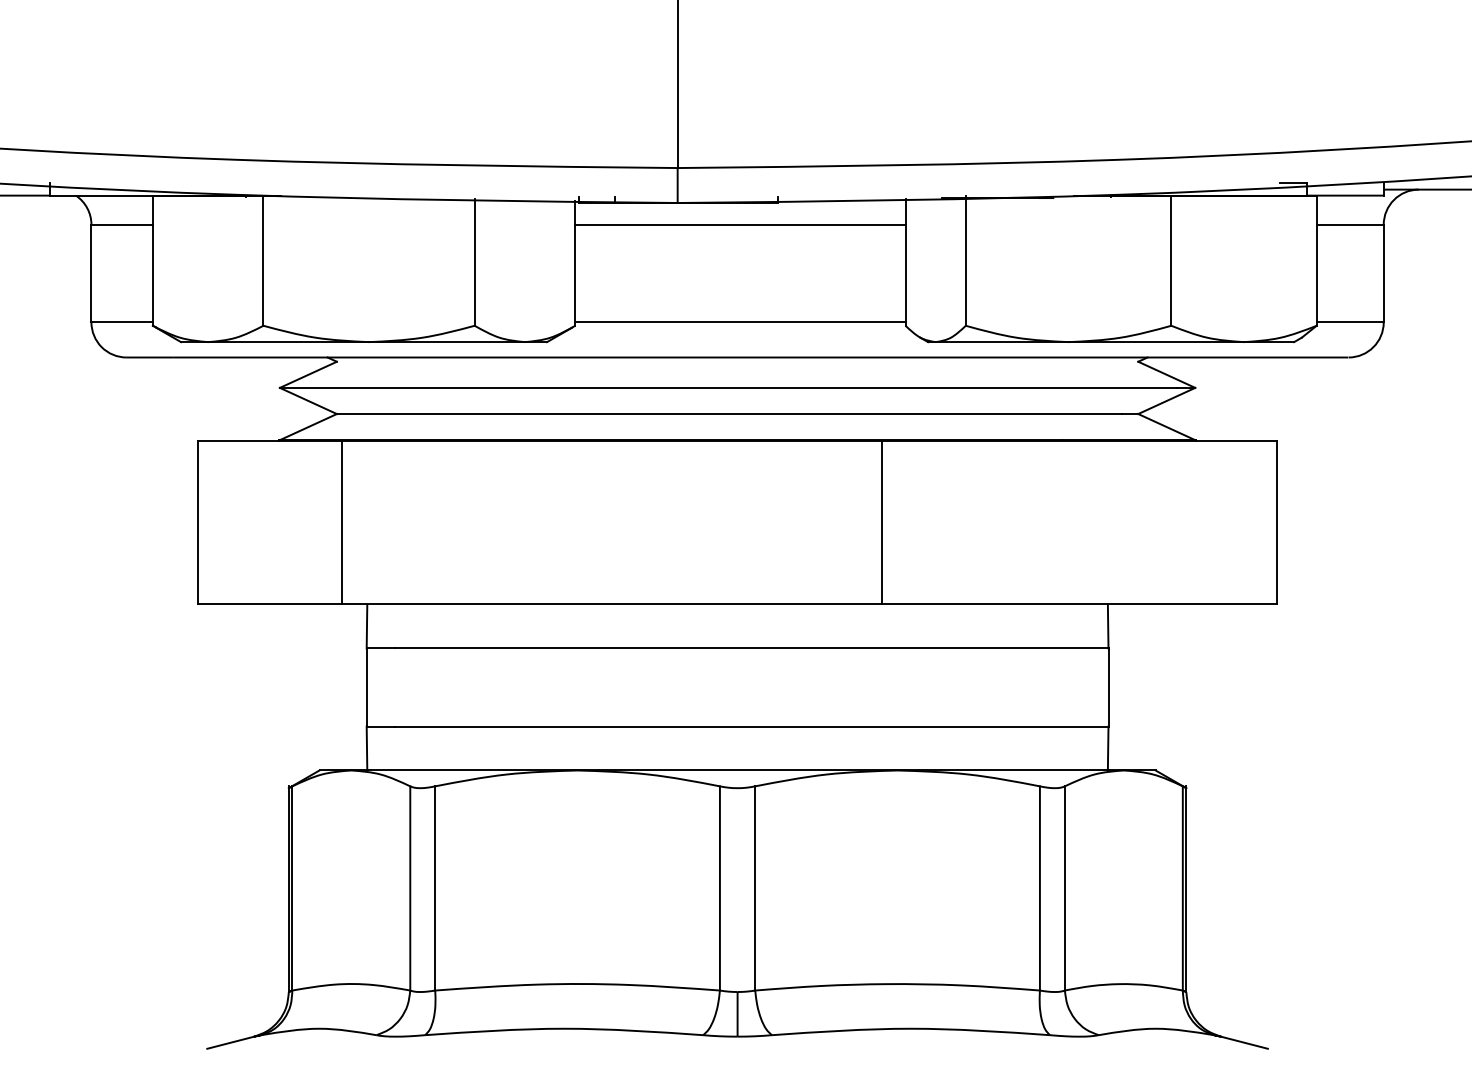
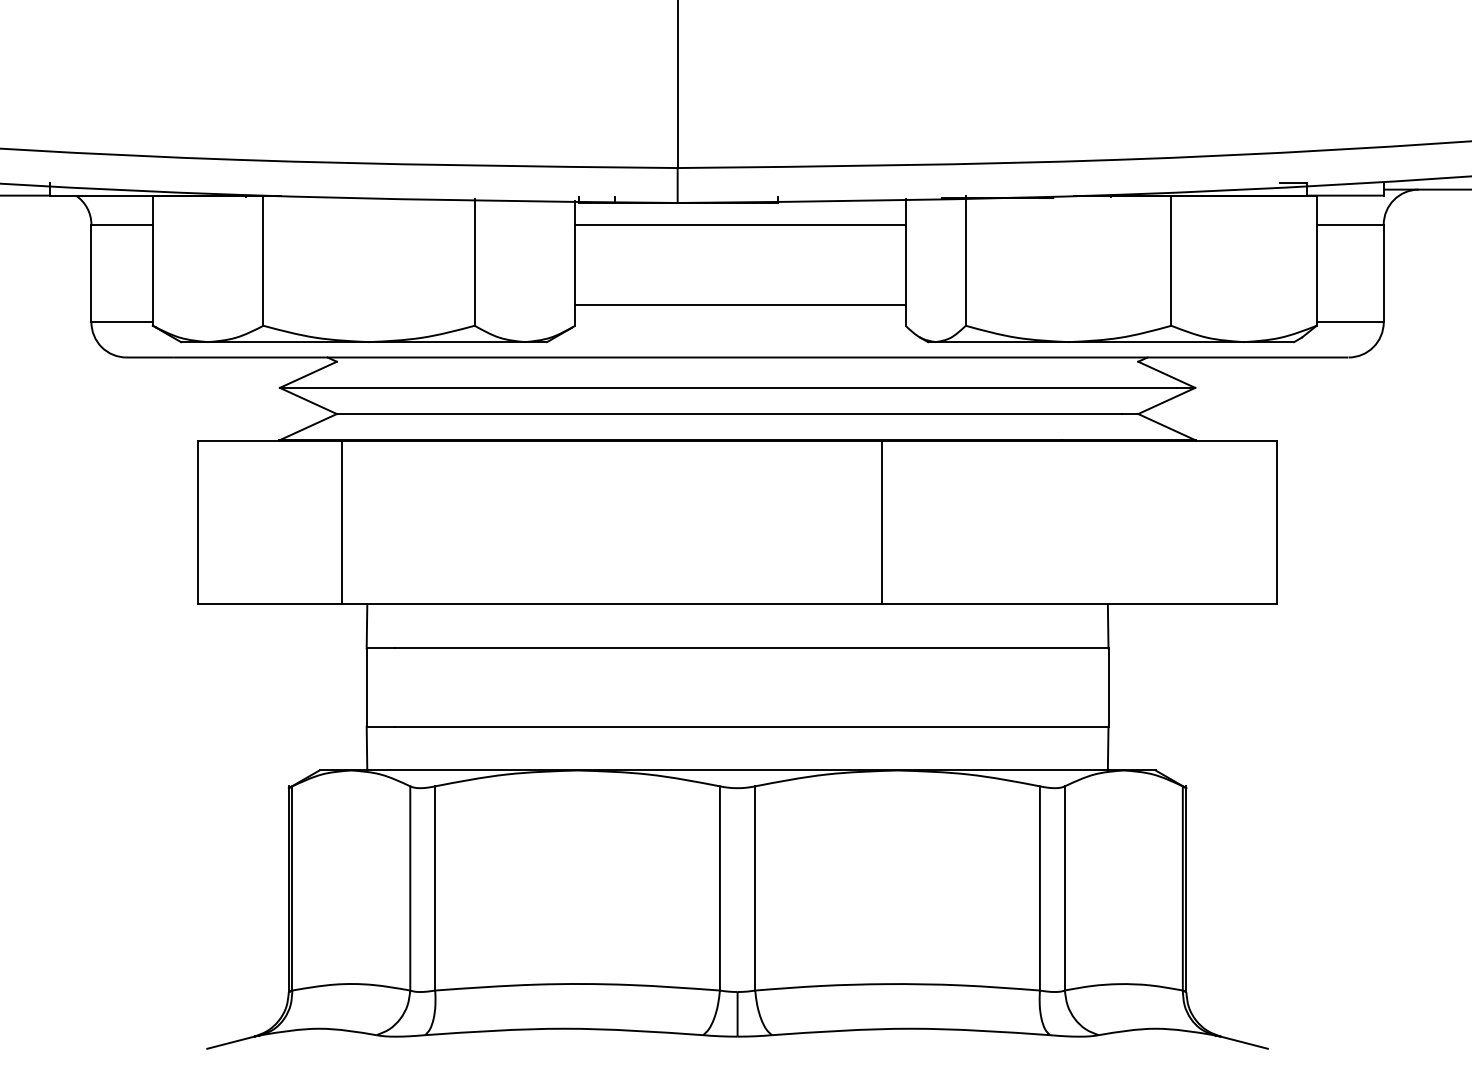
line position: (740, 322) -> (740, 305) (740, 305)
